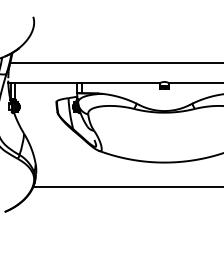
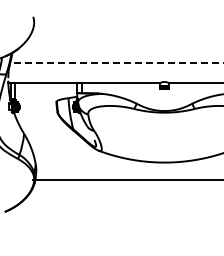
line: solid -> dashed (117, 63)
line position: (126, 187) -> (126, 180) (126, 180)
